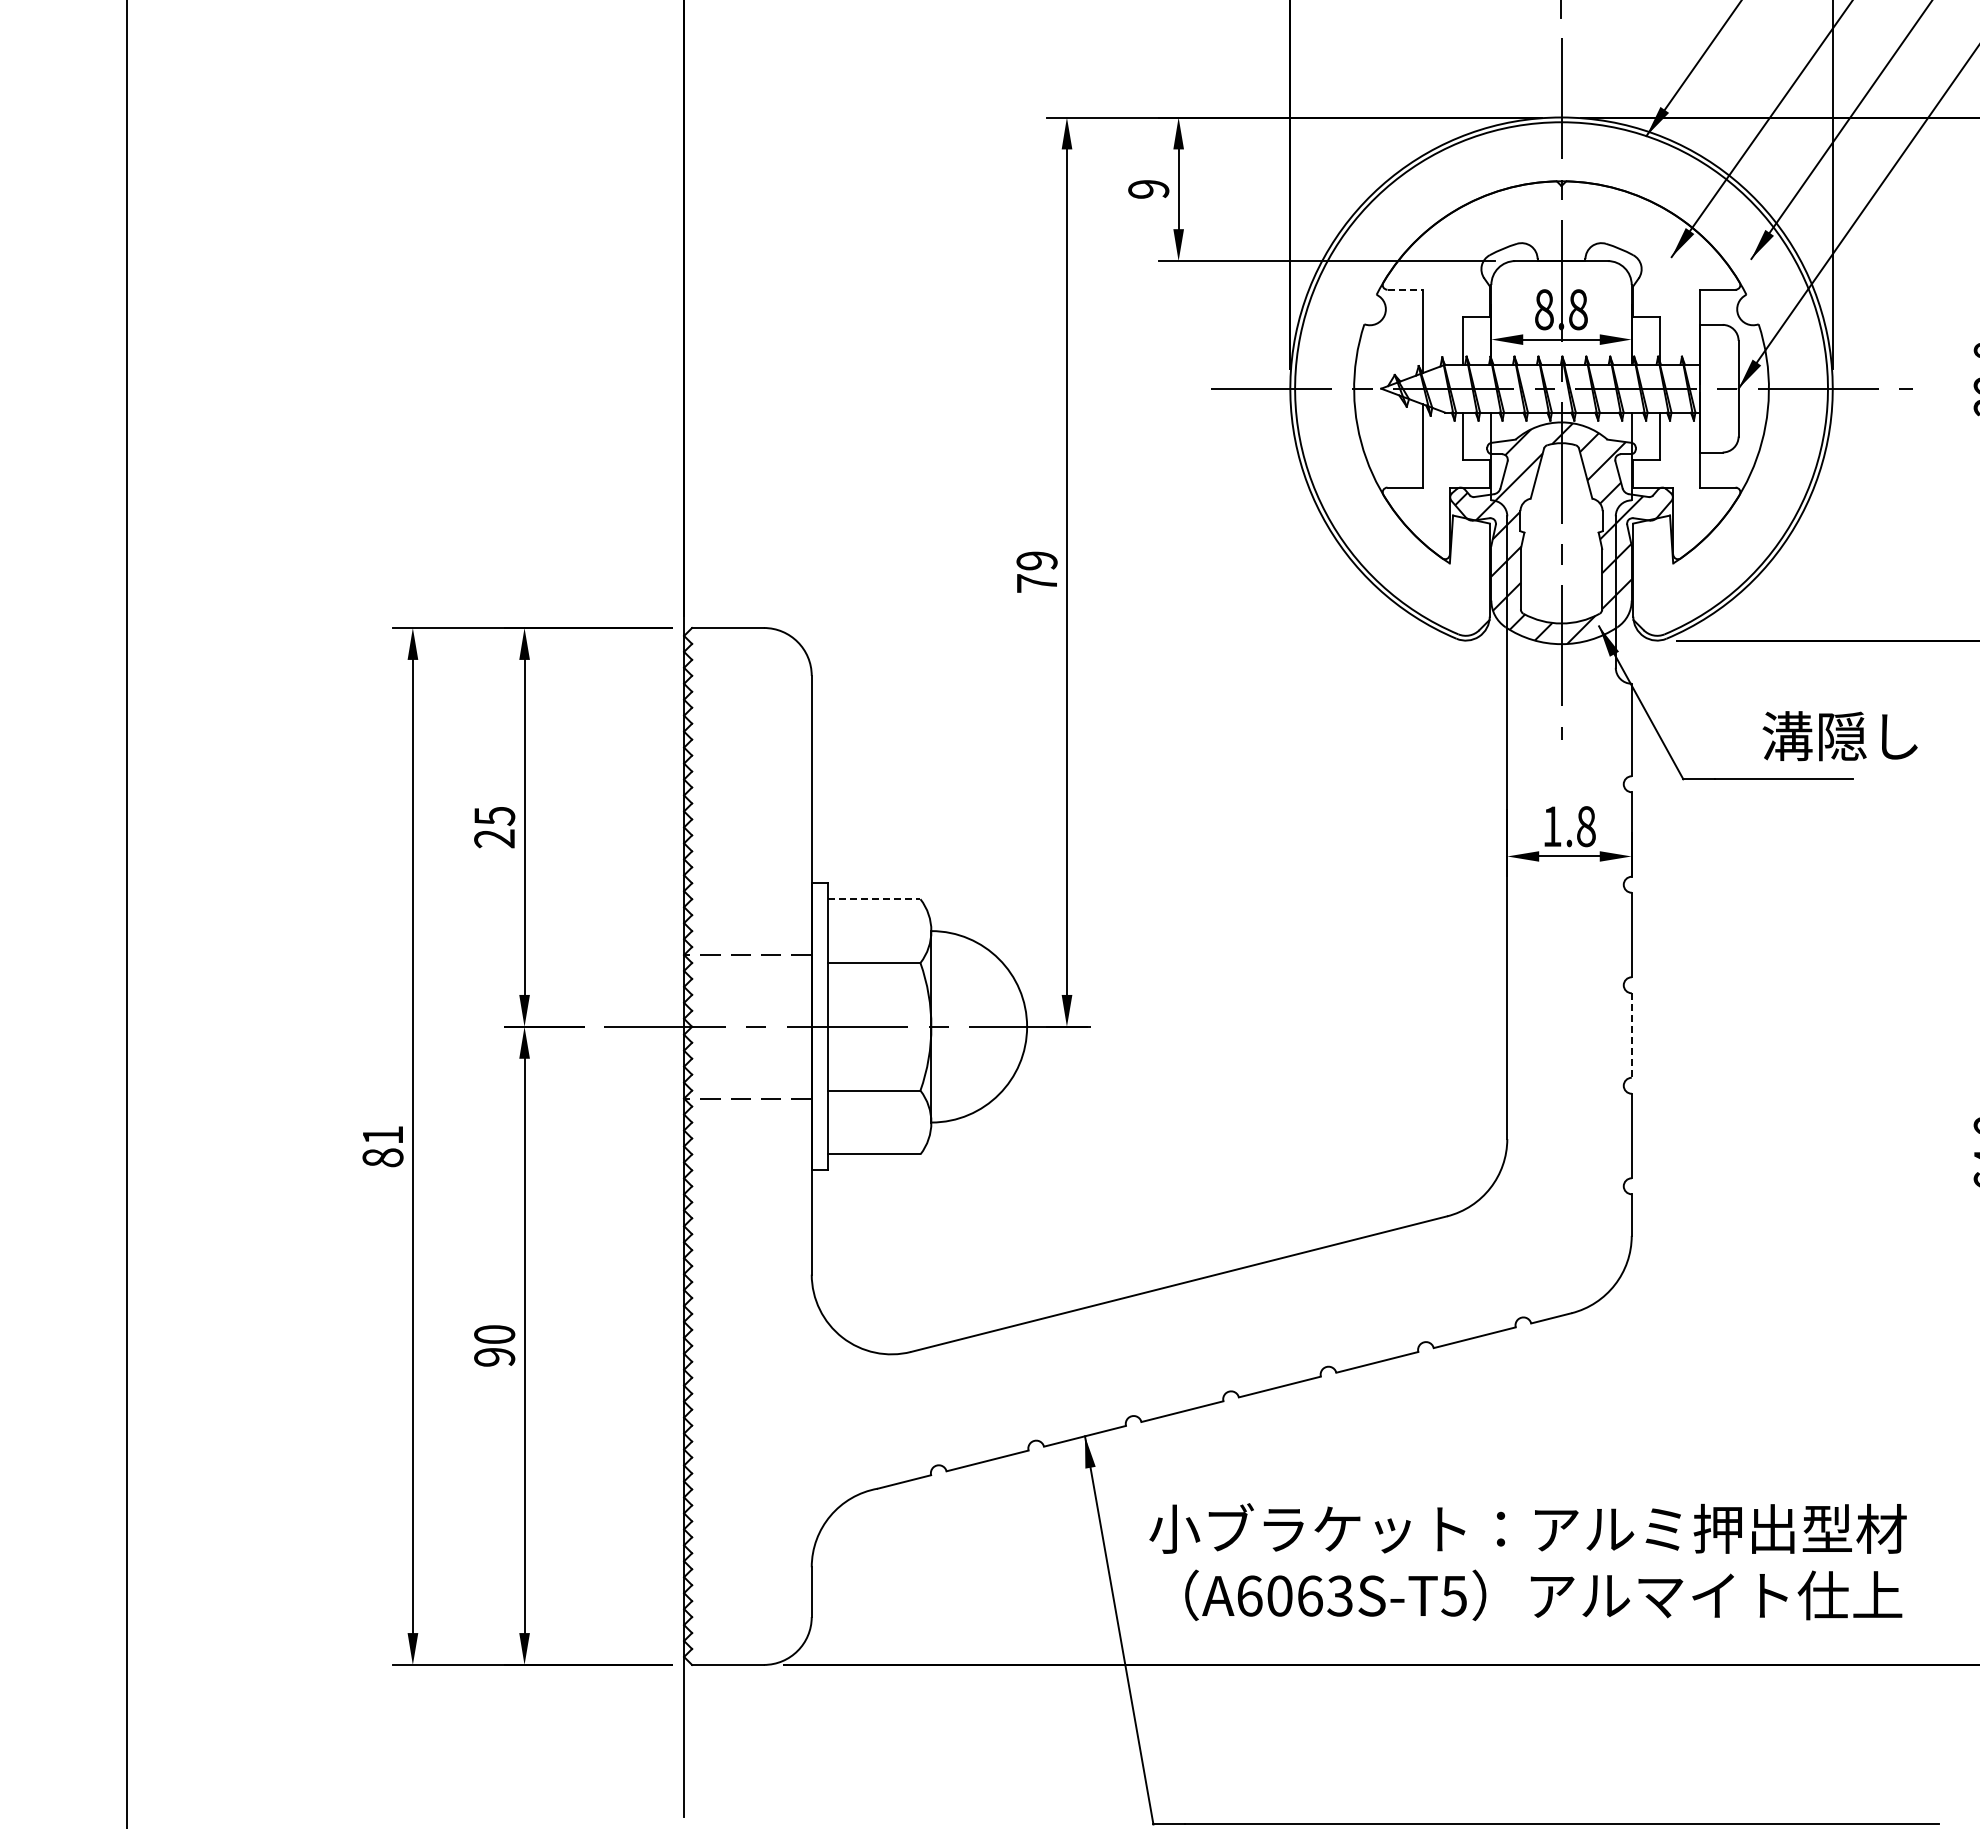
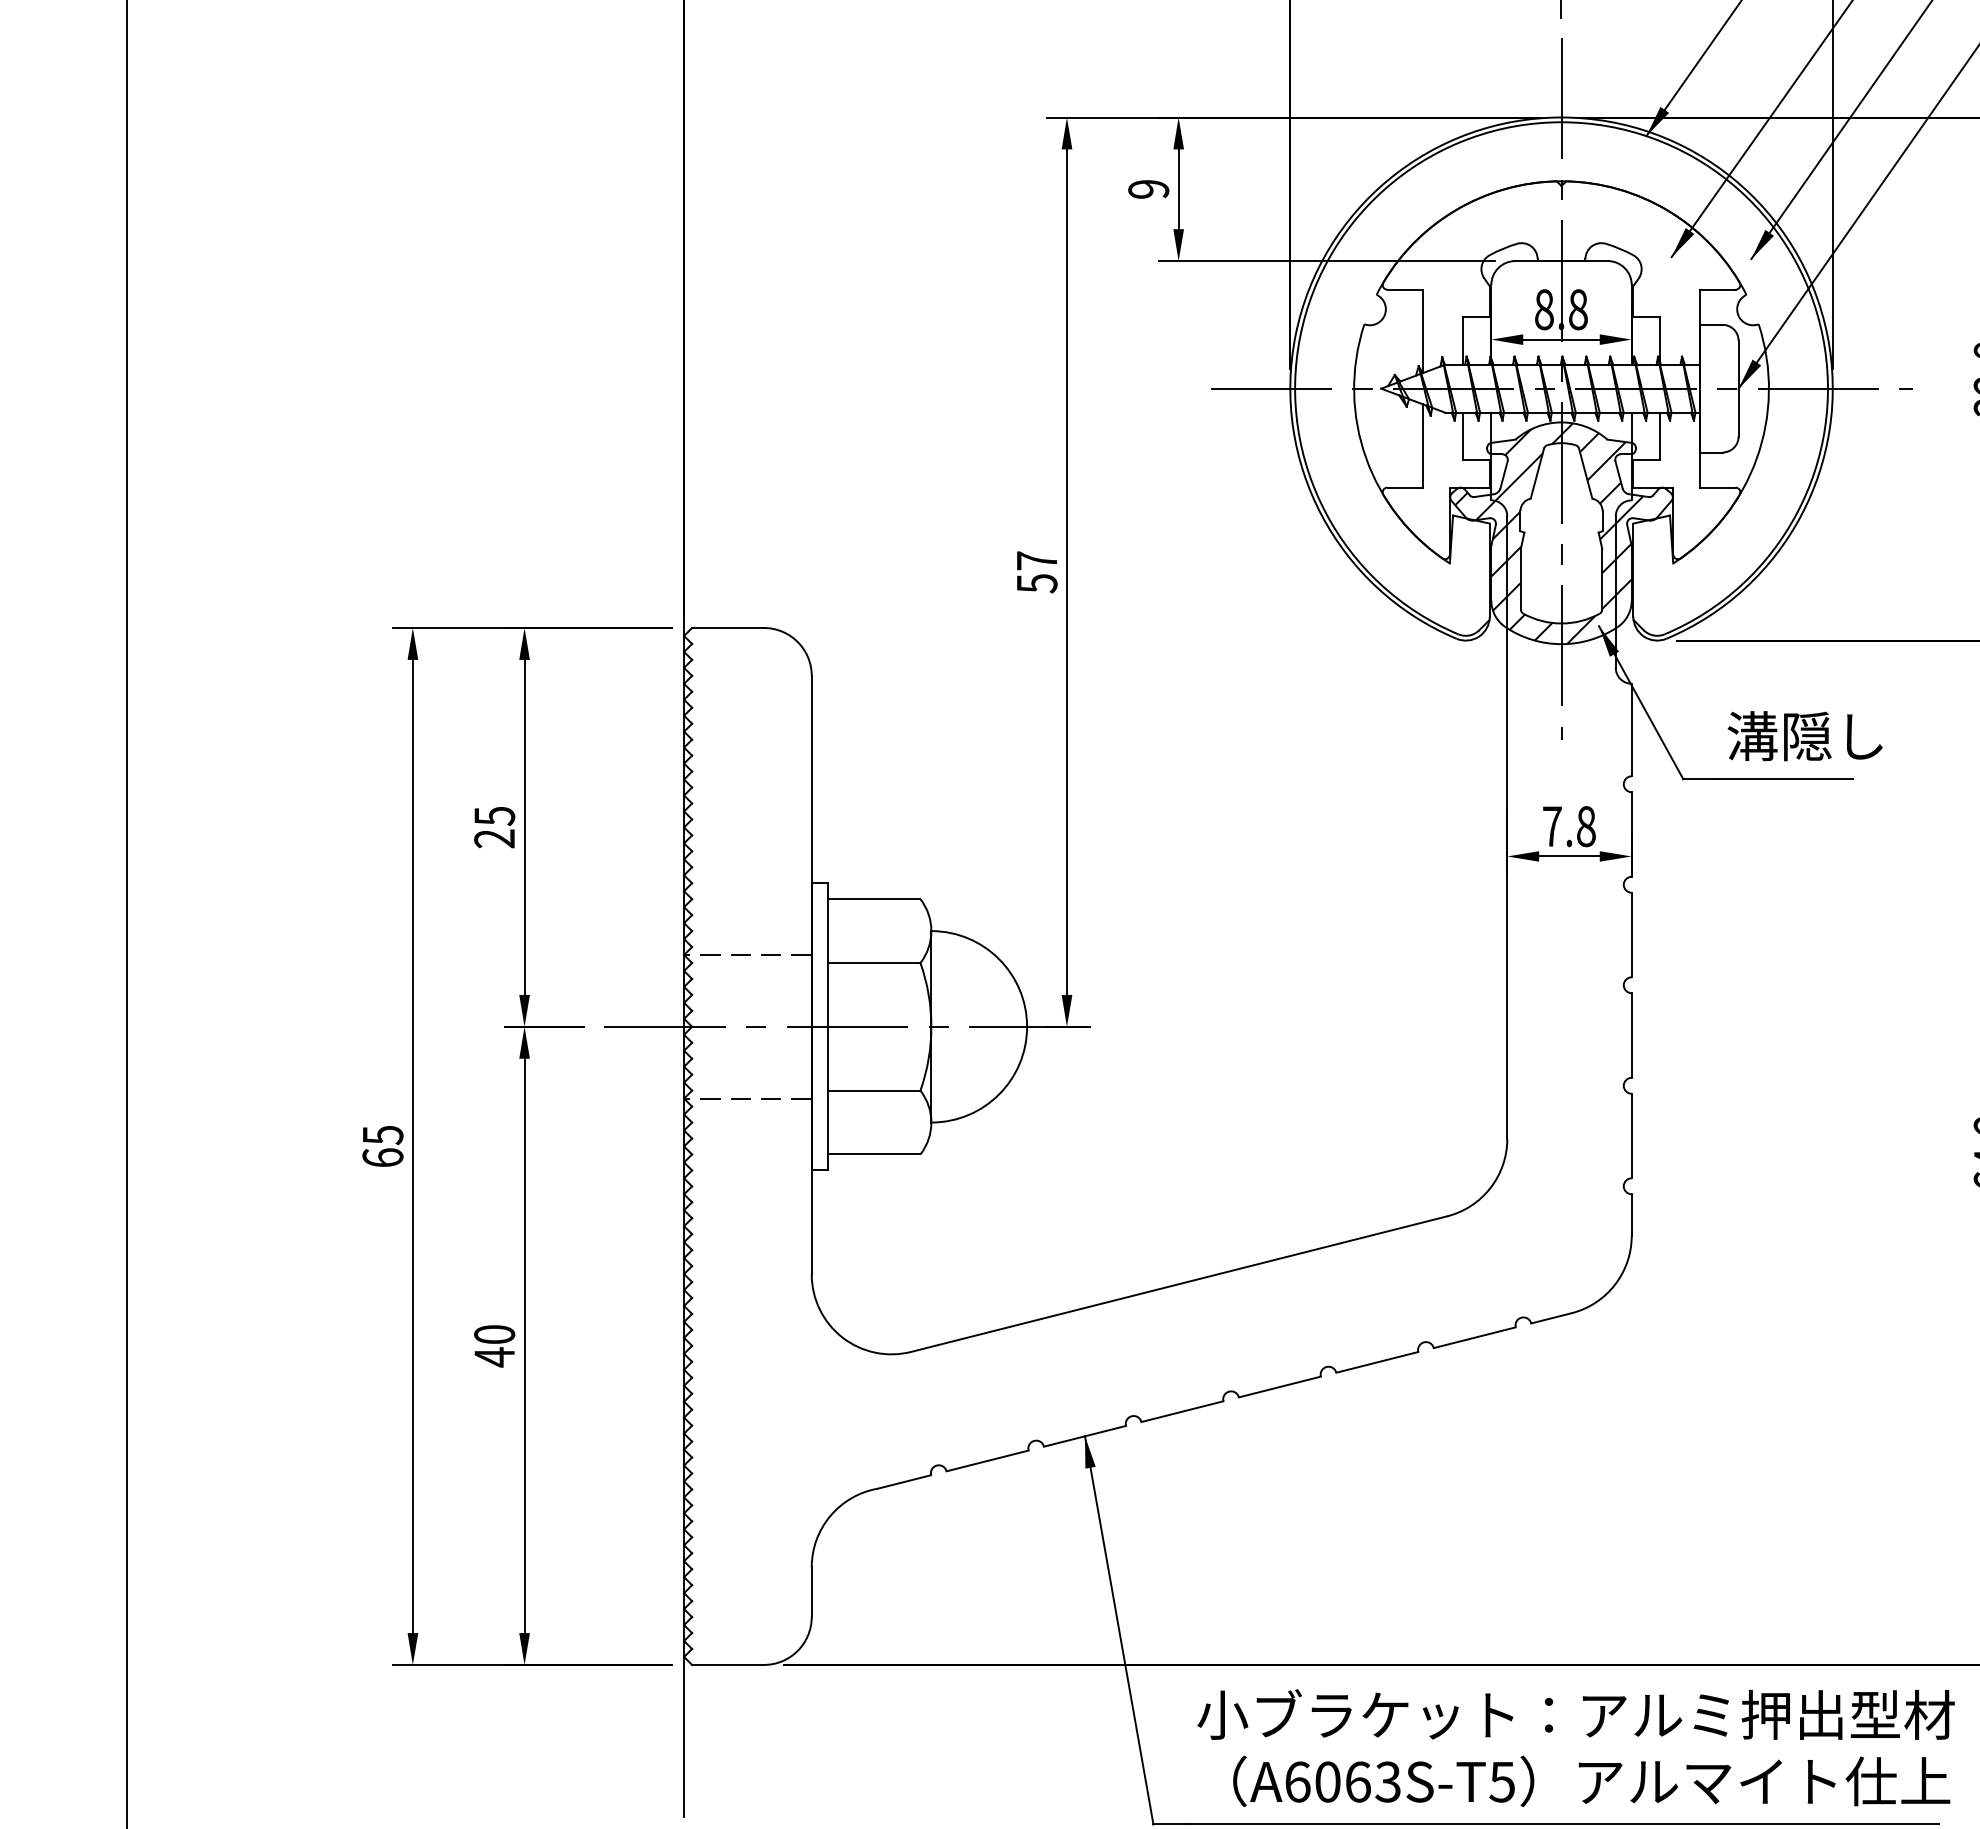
line: dashed -> solid (1405, 289)
text: 79 -> 57 (1036, 572)
text position: (1839, 736) -> (1804, 736) (1804, 736)
text: 1.8 -> 7.8 (1552, 826)
line: dashed -> solid (874, 899)
line: dashed -> solid (1631, 1036)
text: 81 -> 65 (382, 1146)
text: 90 -> 40 (494, 1357)
text position: (1527, 1561) -> (1575, 1747) (1575, 1747)
